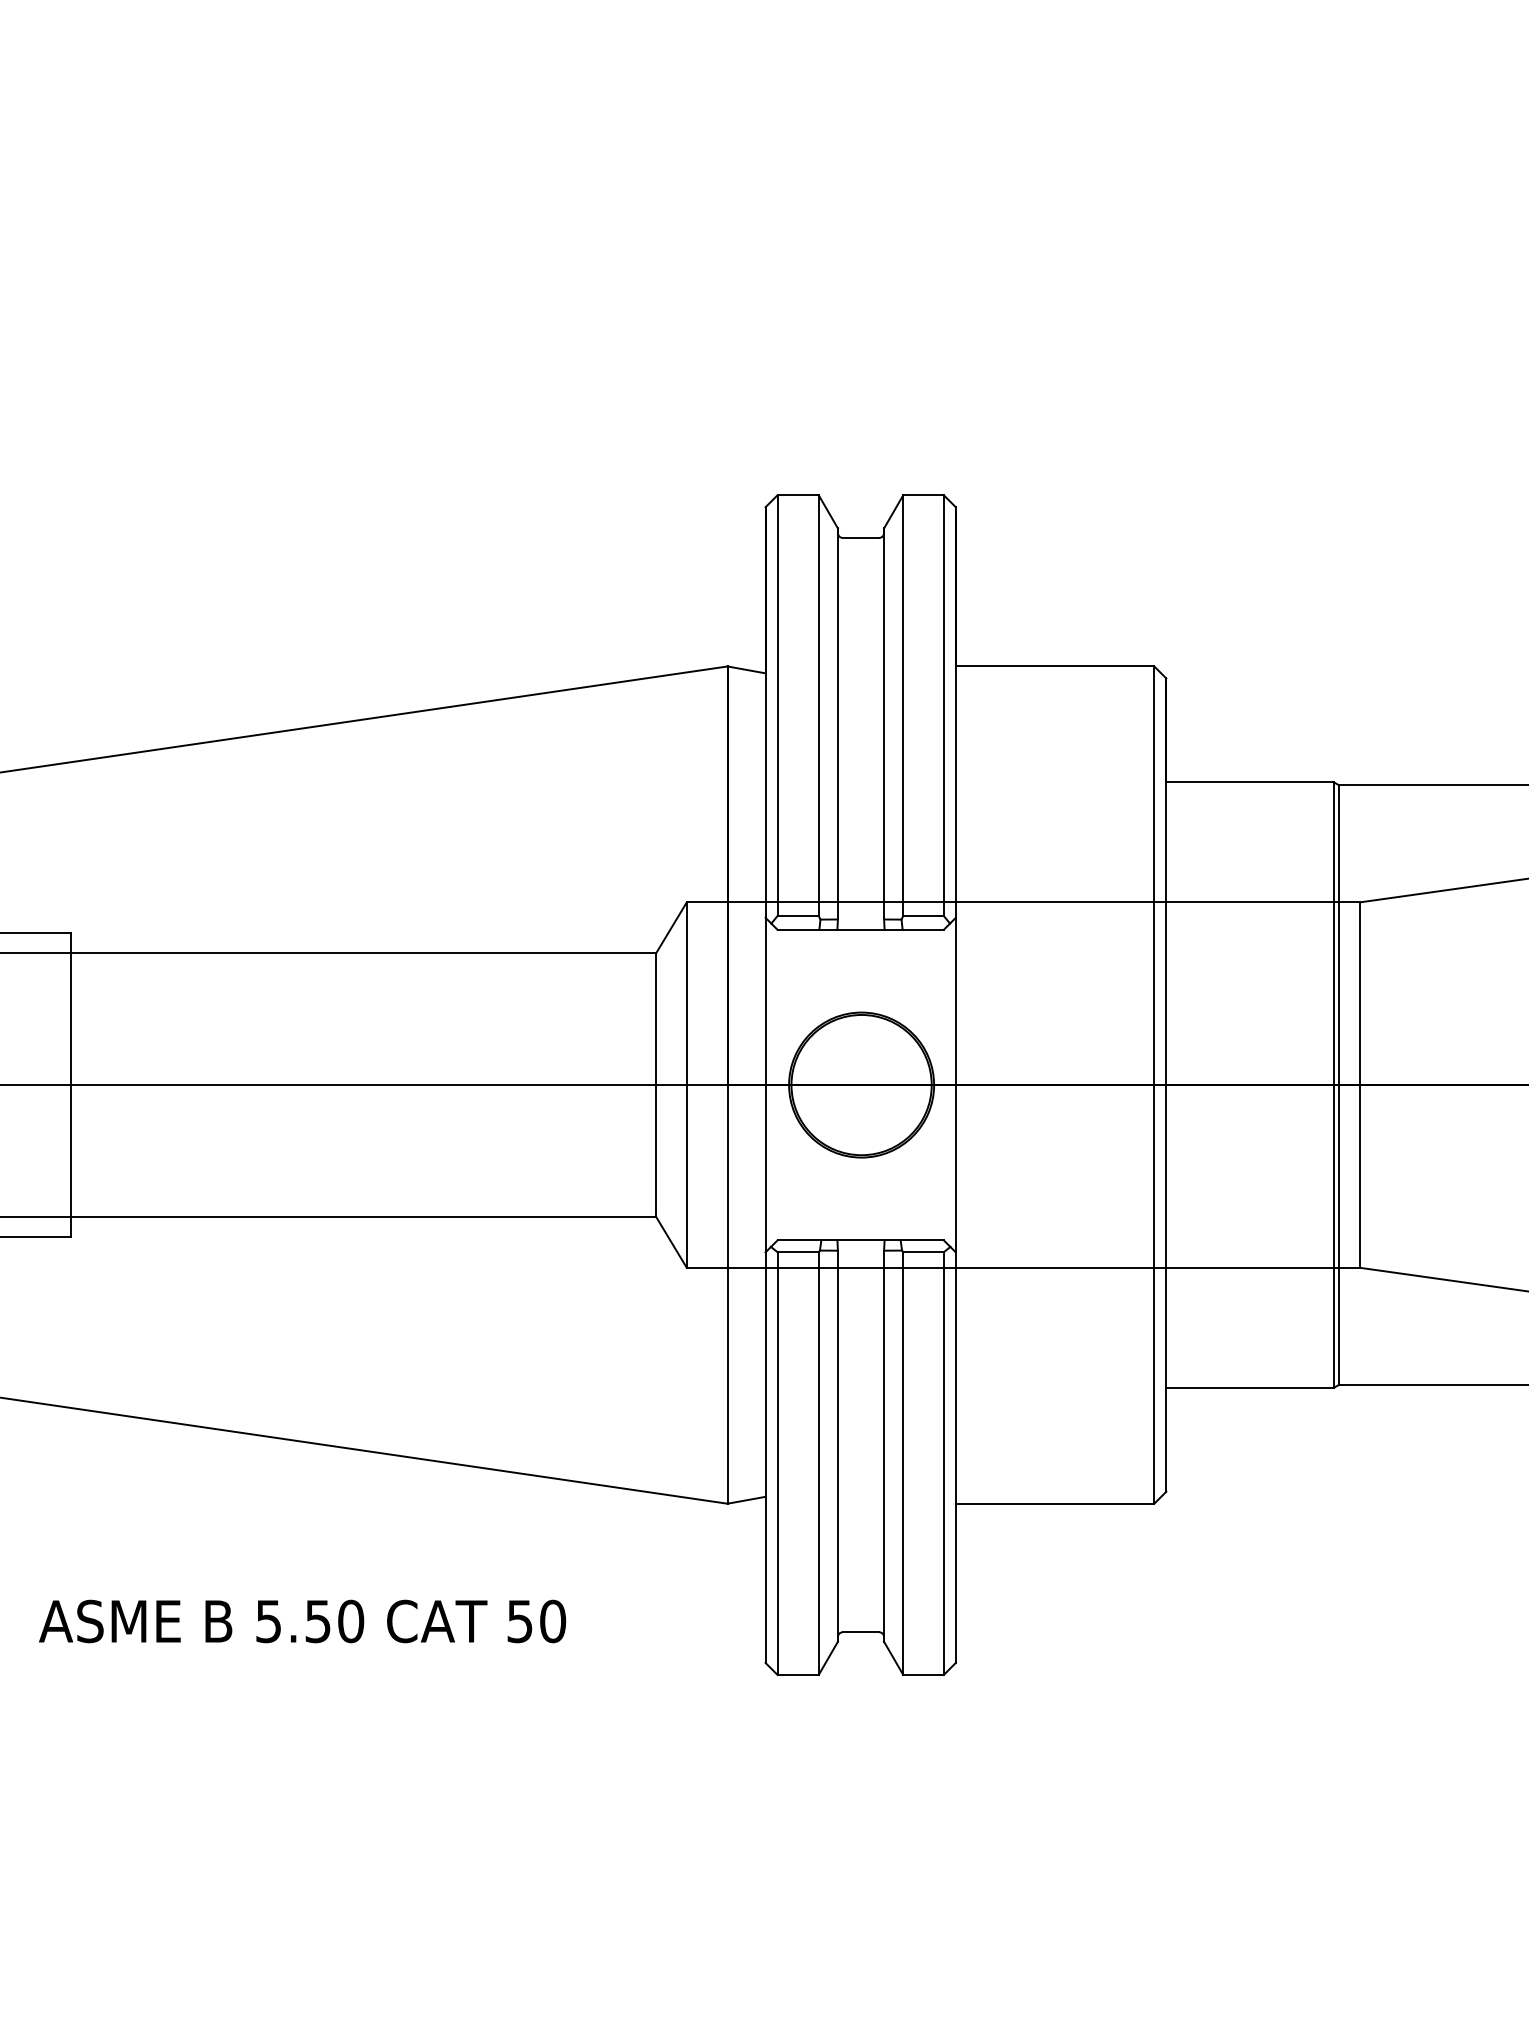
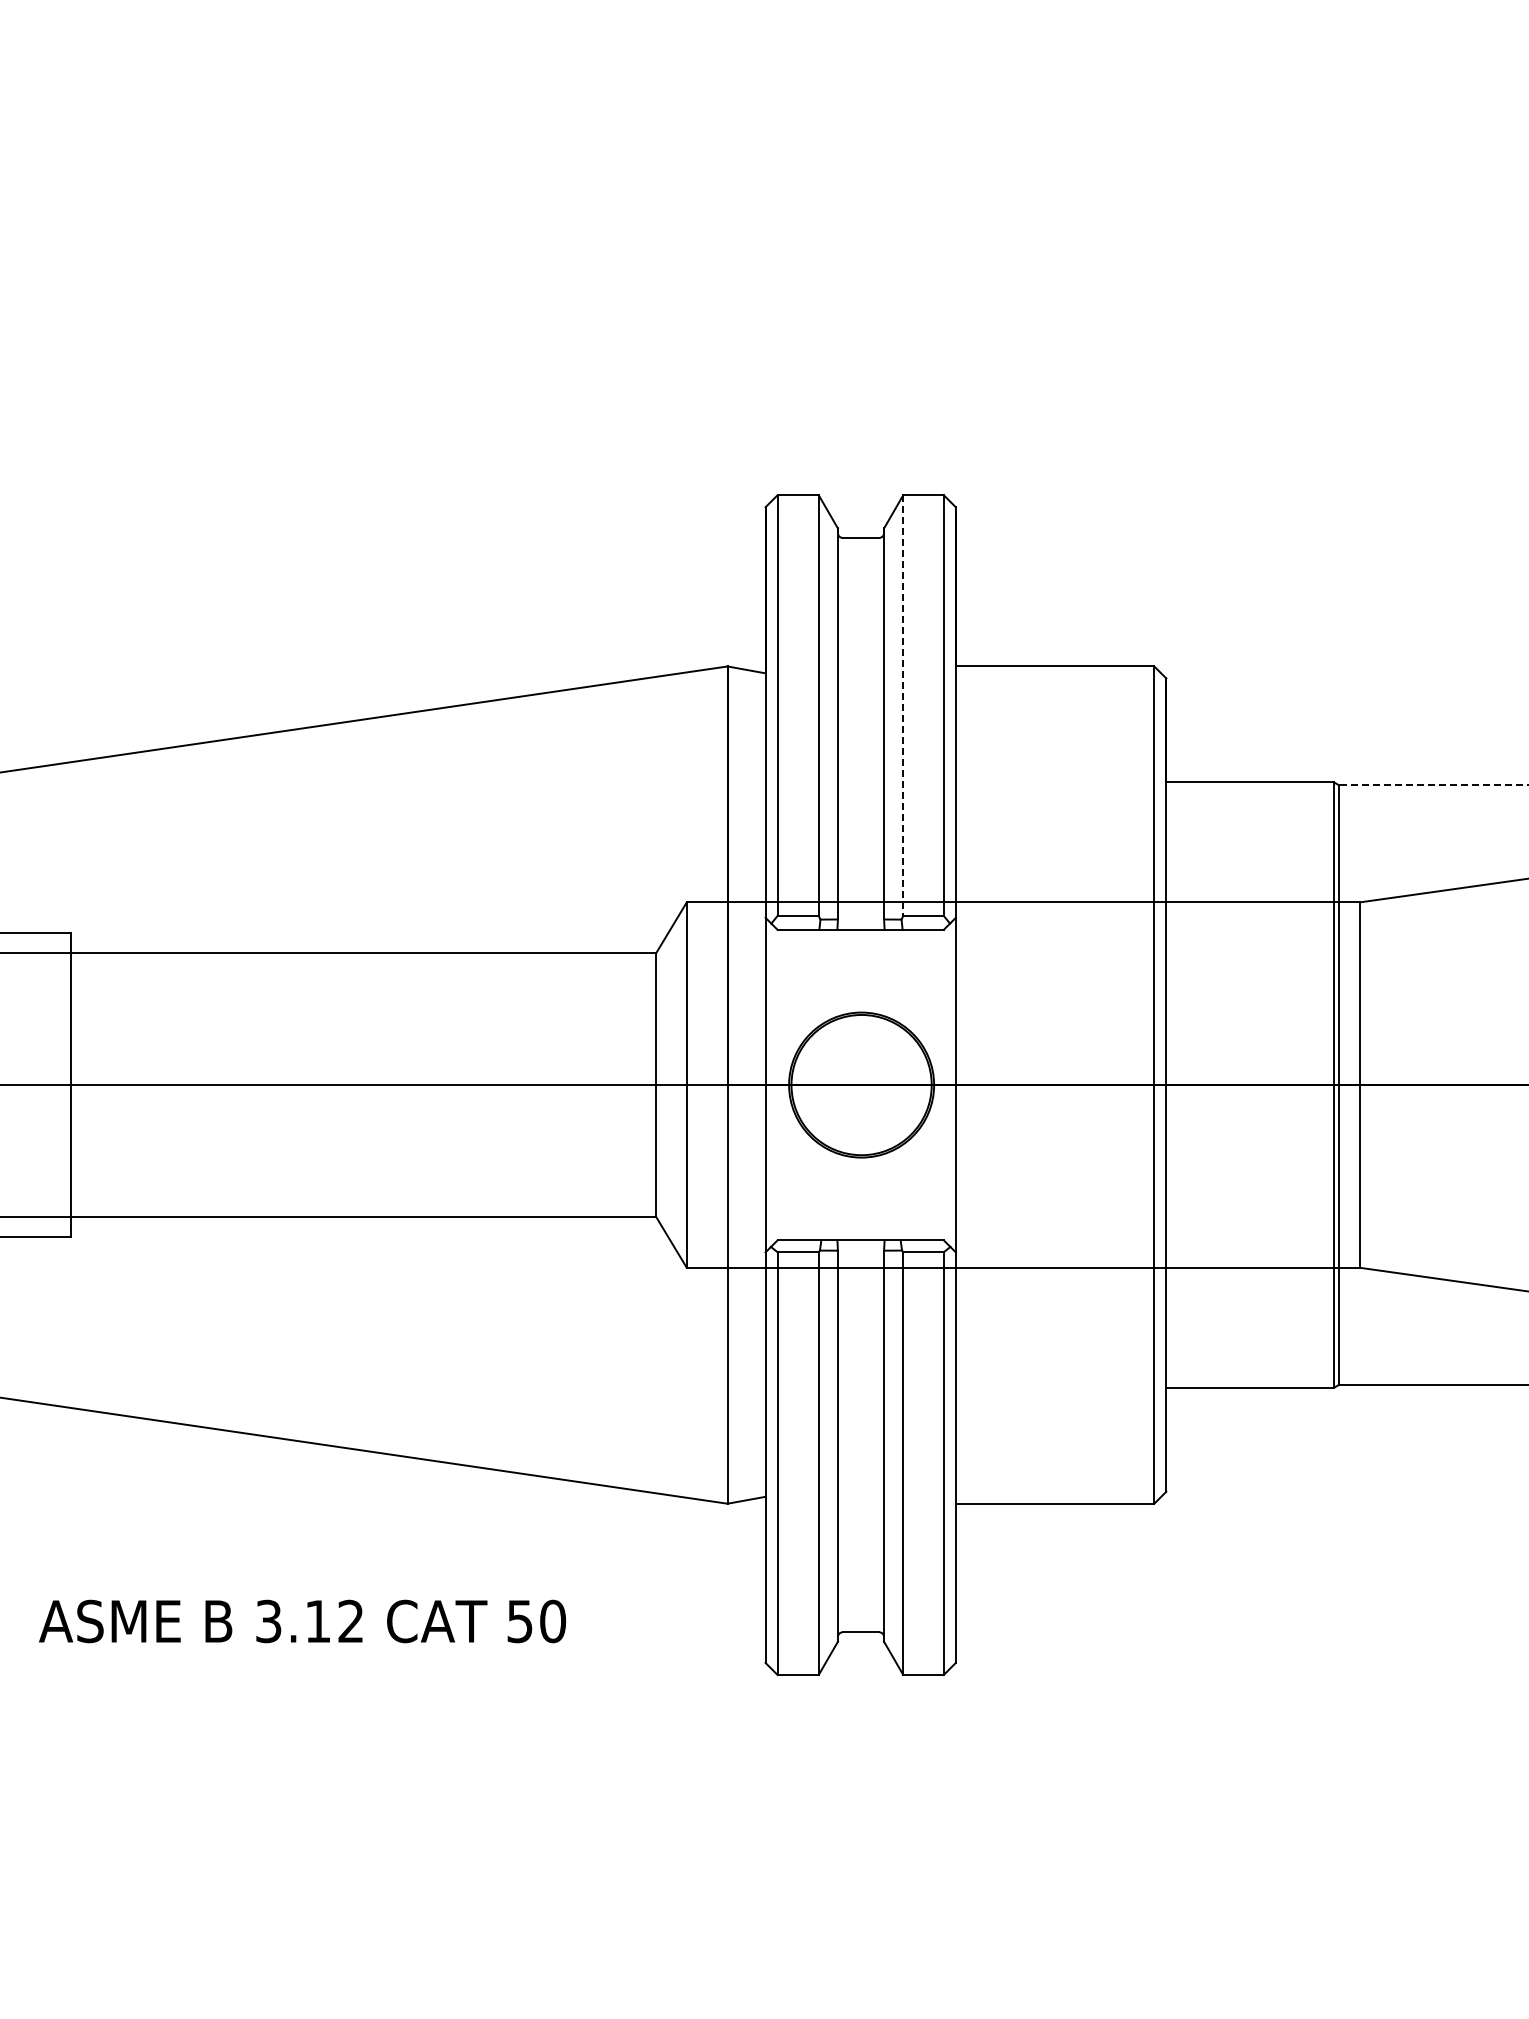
line: solid -> dashed (903, 706)
line: solid -> dashed (1434, 785)
text: 5.50 -> 3.12 (310, 1621)
